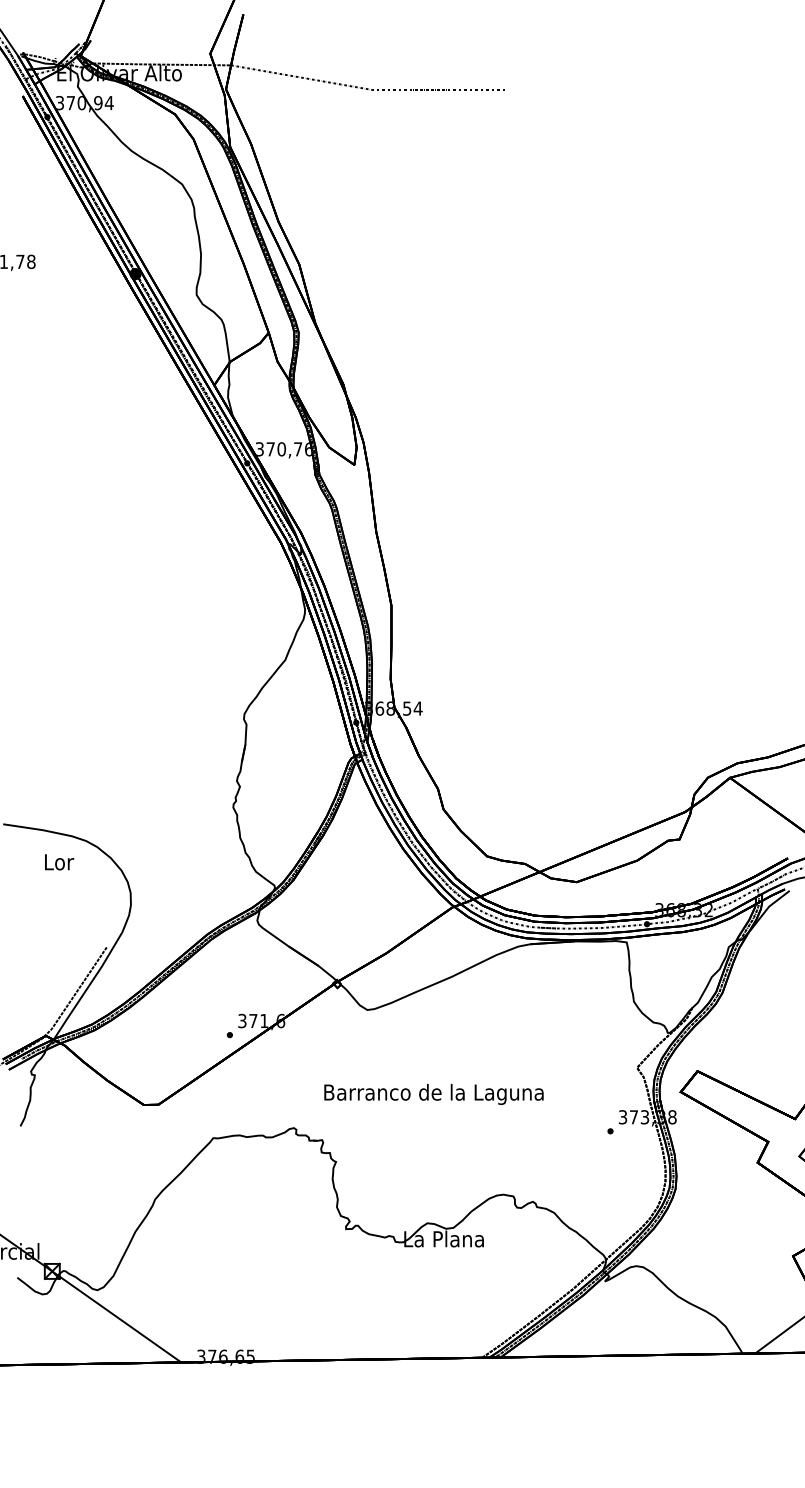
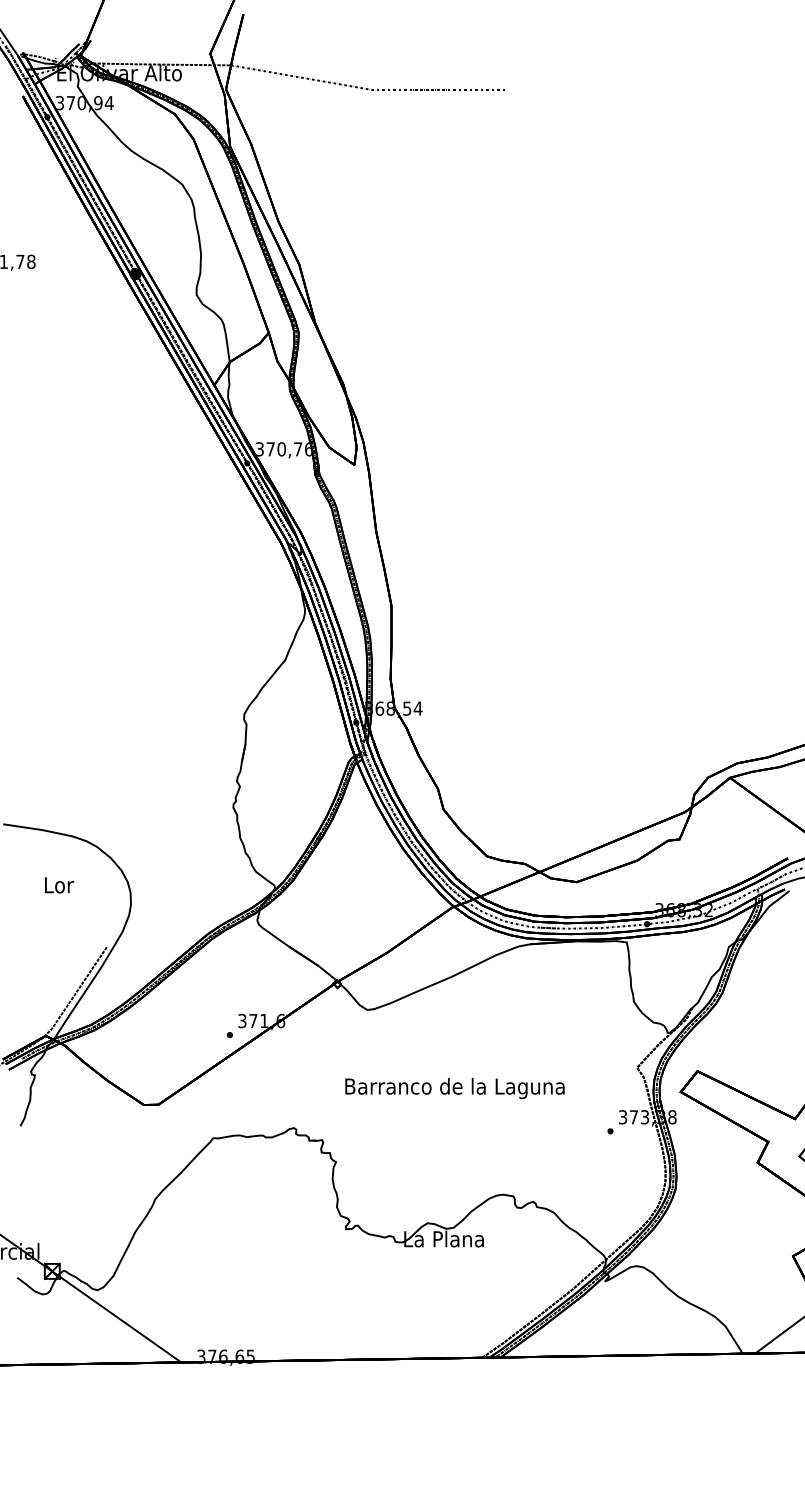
text position: (59, 862) -> (59, 885) (59, 885)
text position: (433, 1093) -> (454, 1087) (454, 1087)
